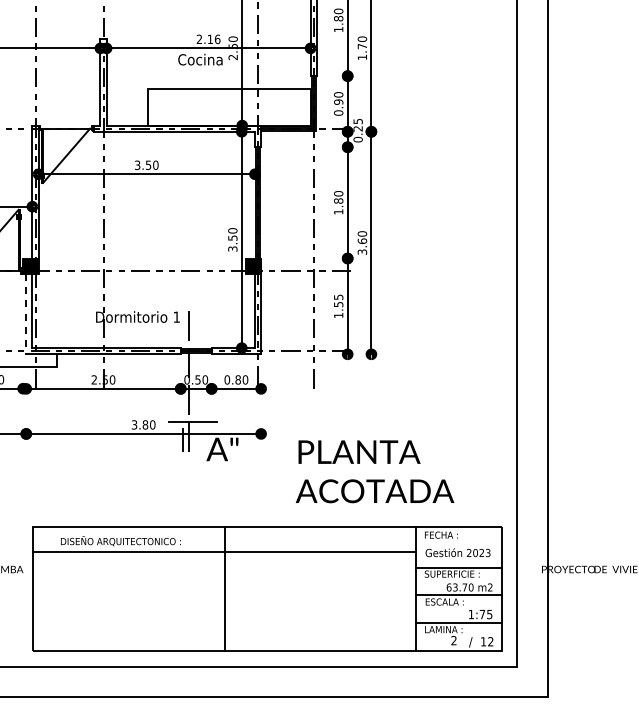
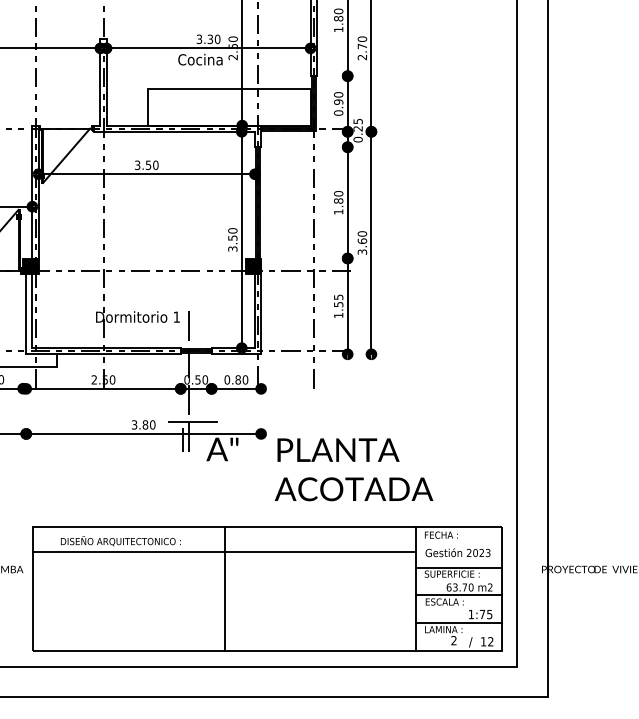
text: 2.16 -> 3.30 (208, 39)
text: 1.70 -> 2.70 (361, 57)
line: dashed -> solid (26, 314)
text position: (374, 471) -> (353, 469) (353, 469)
